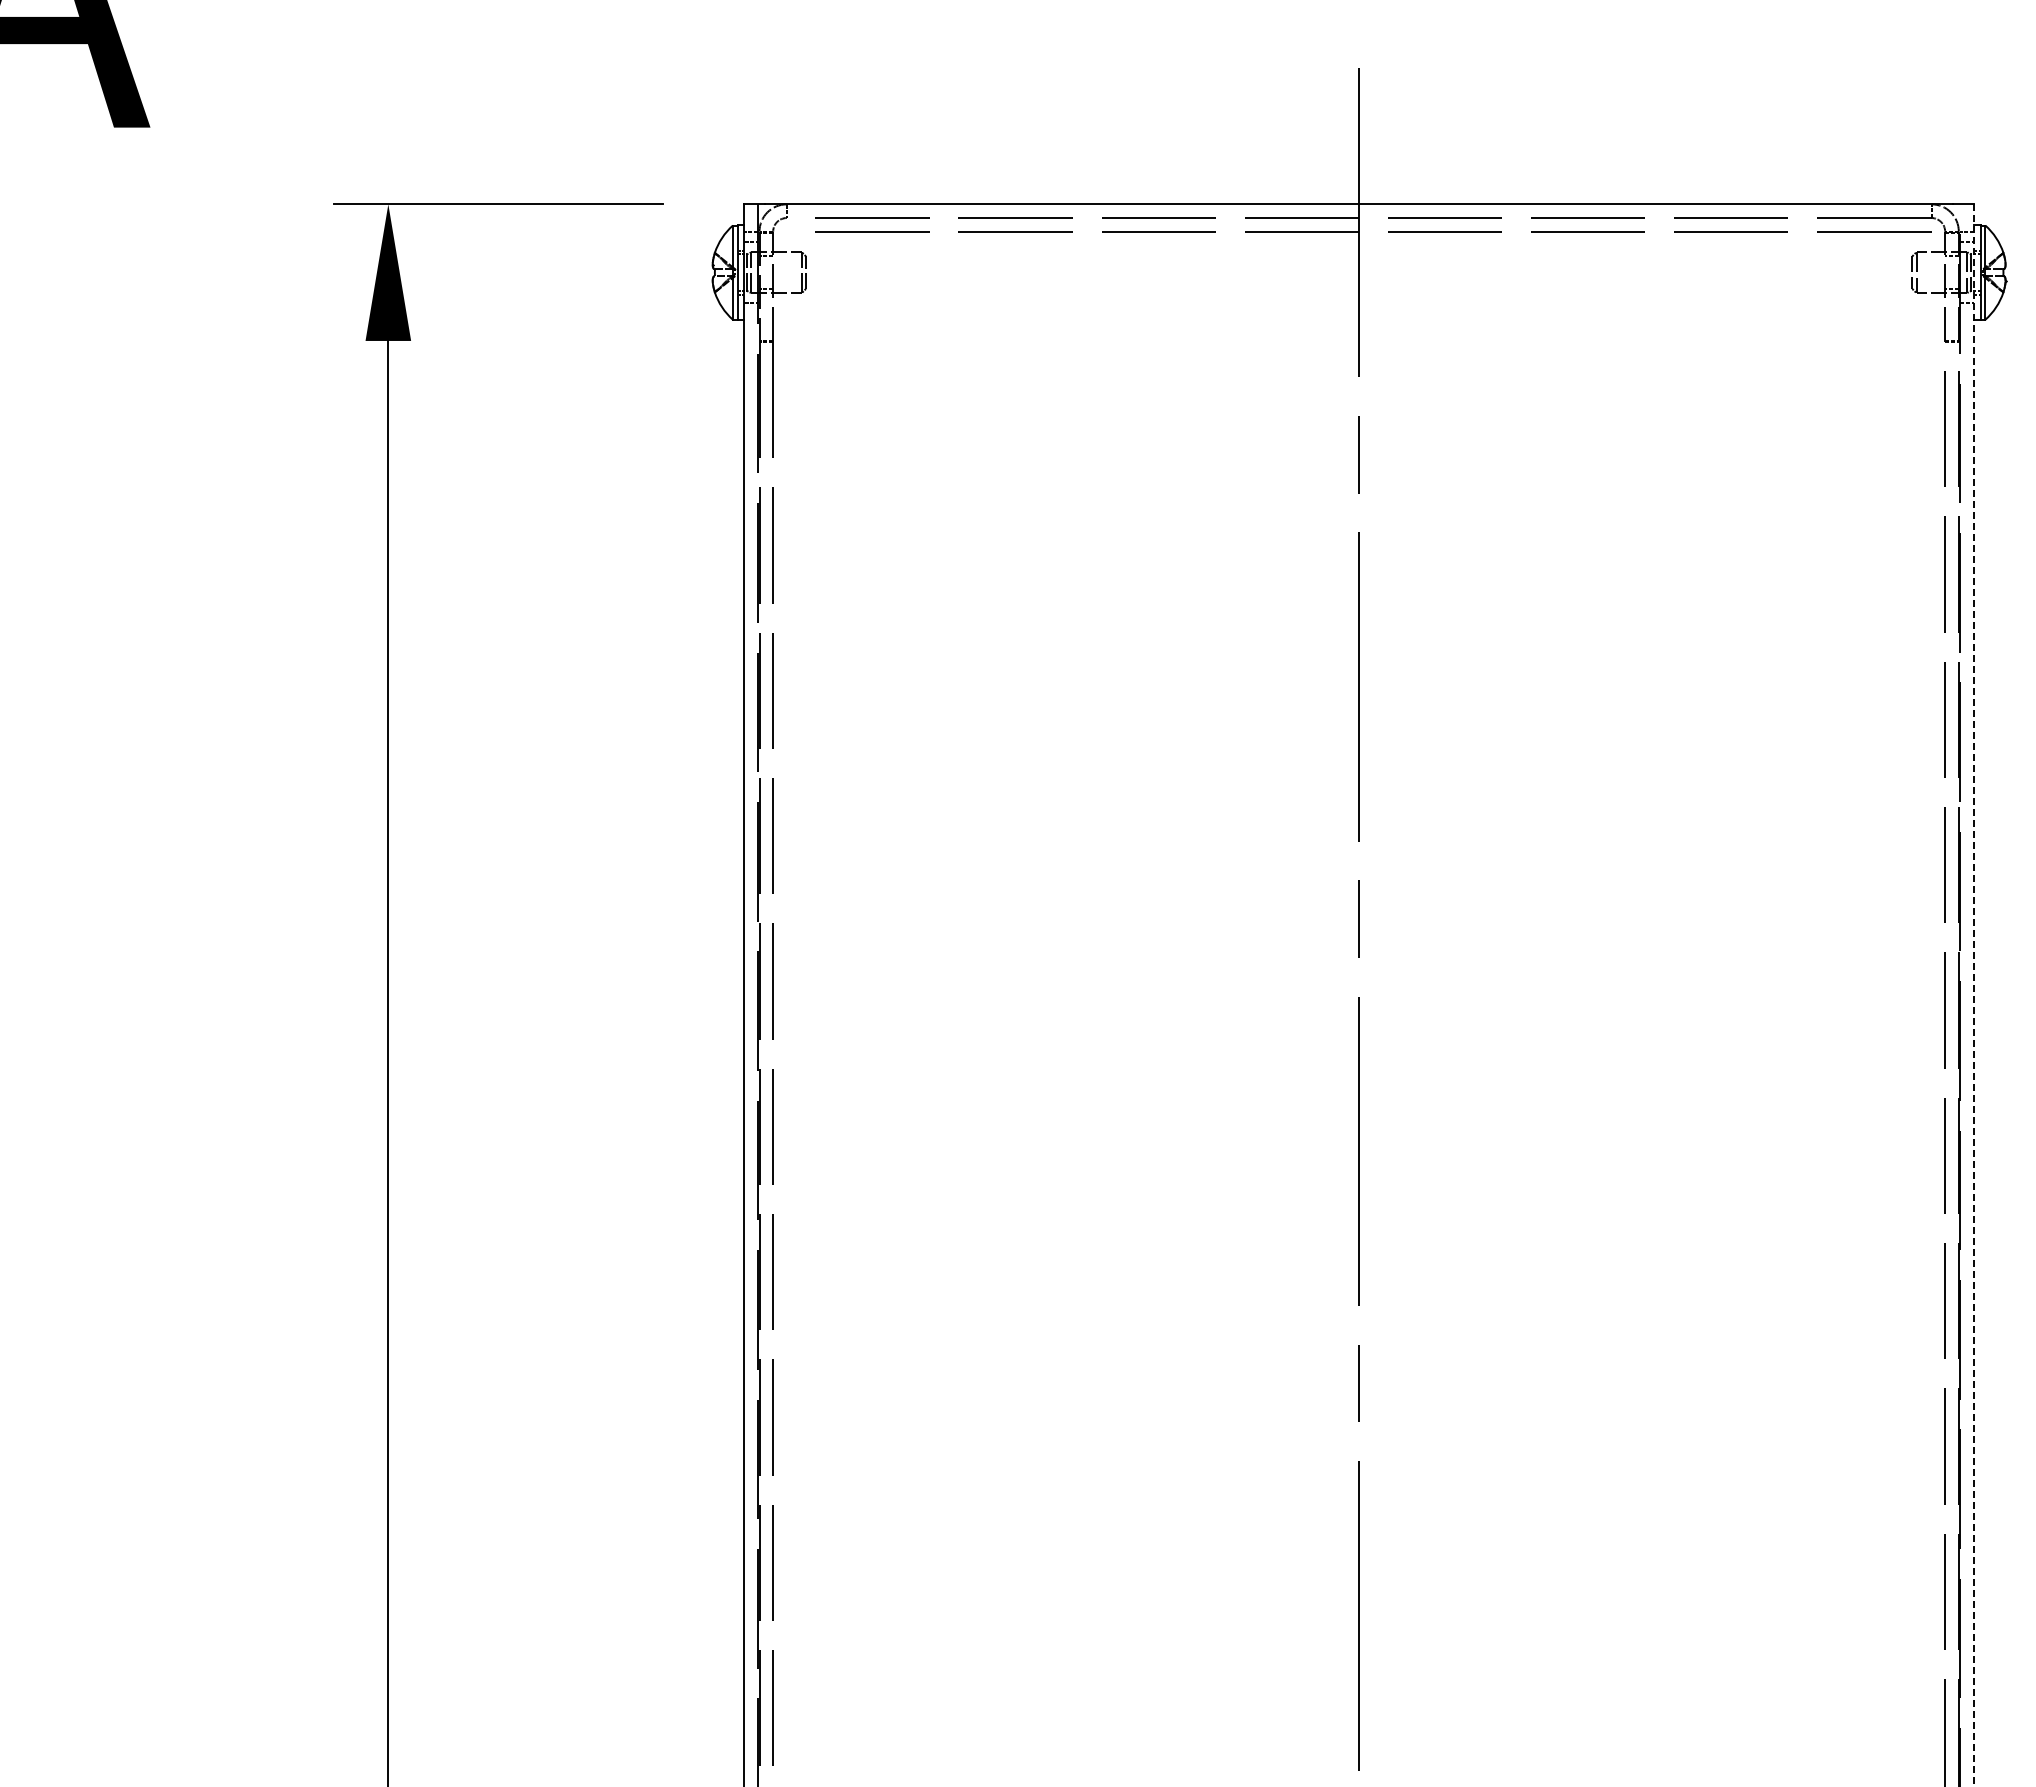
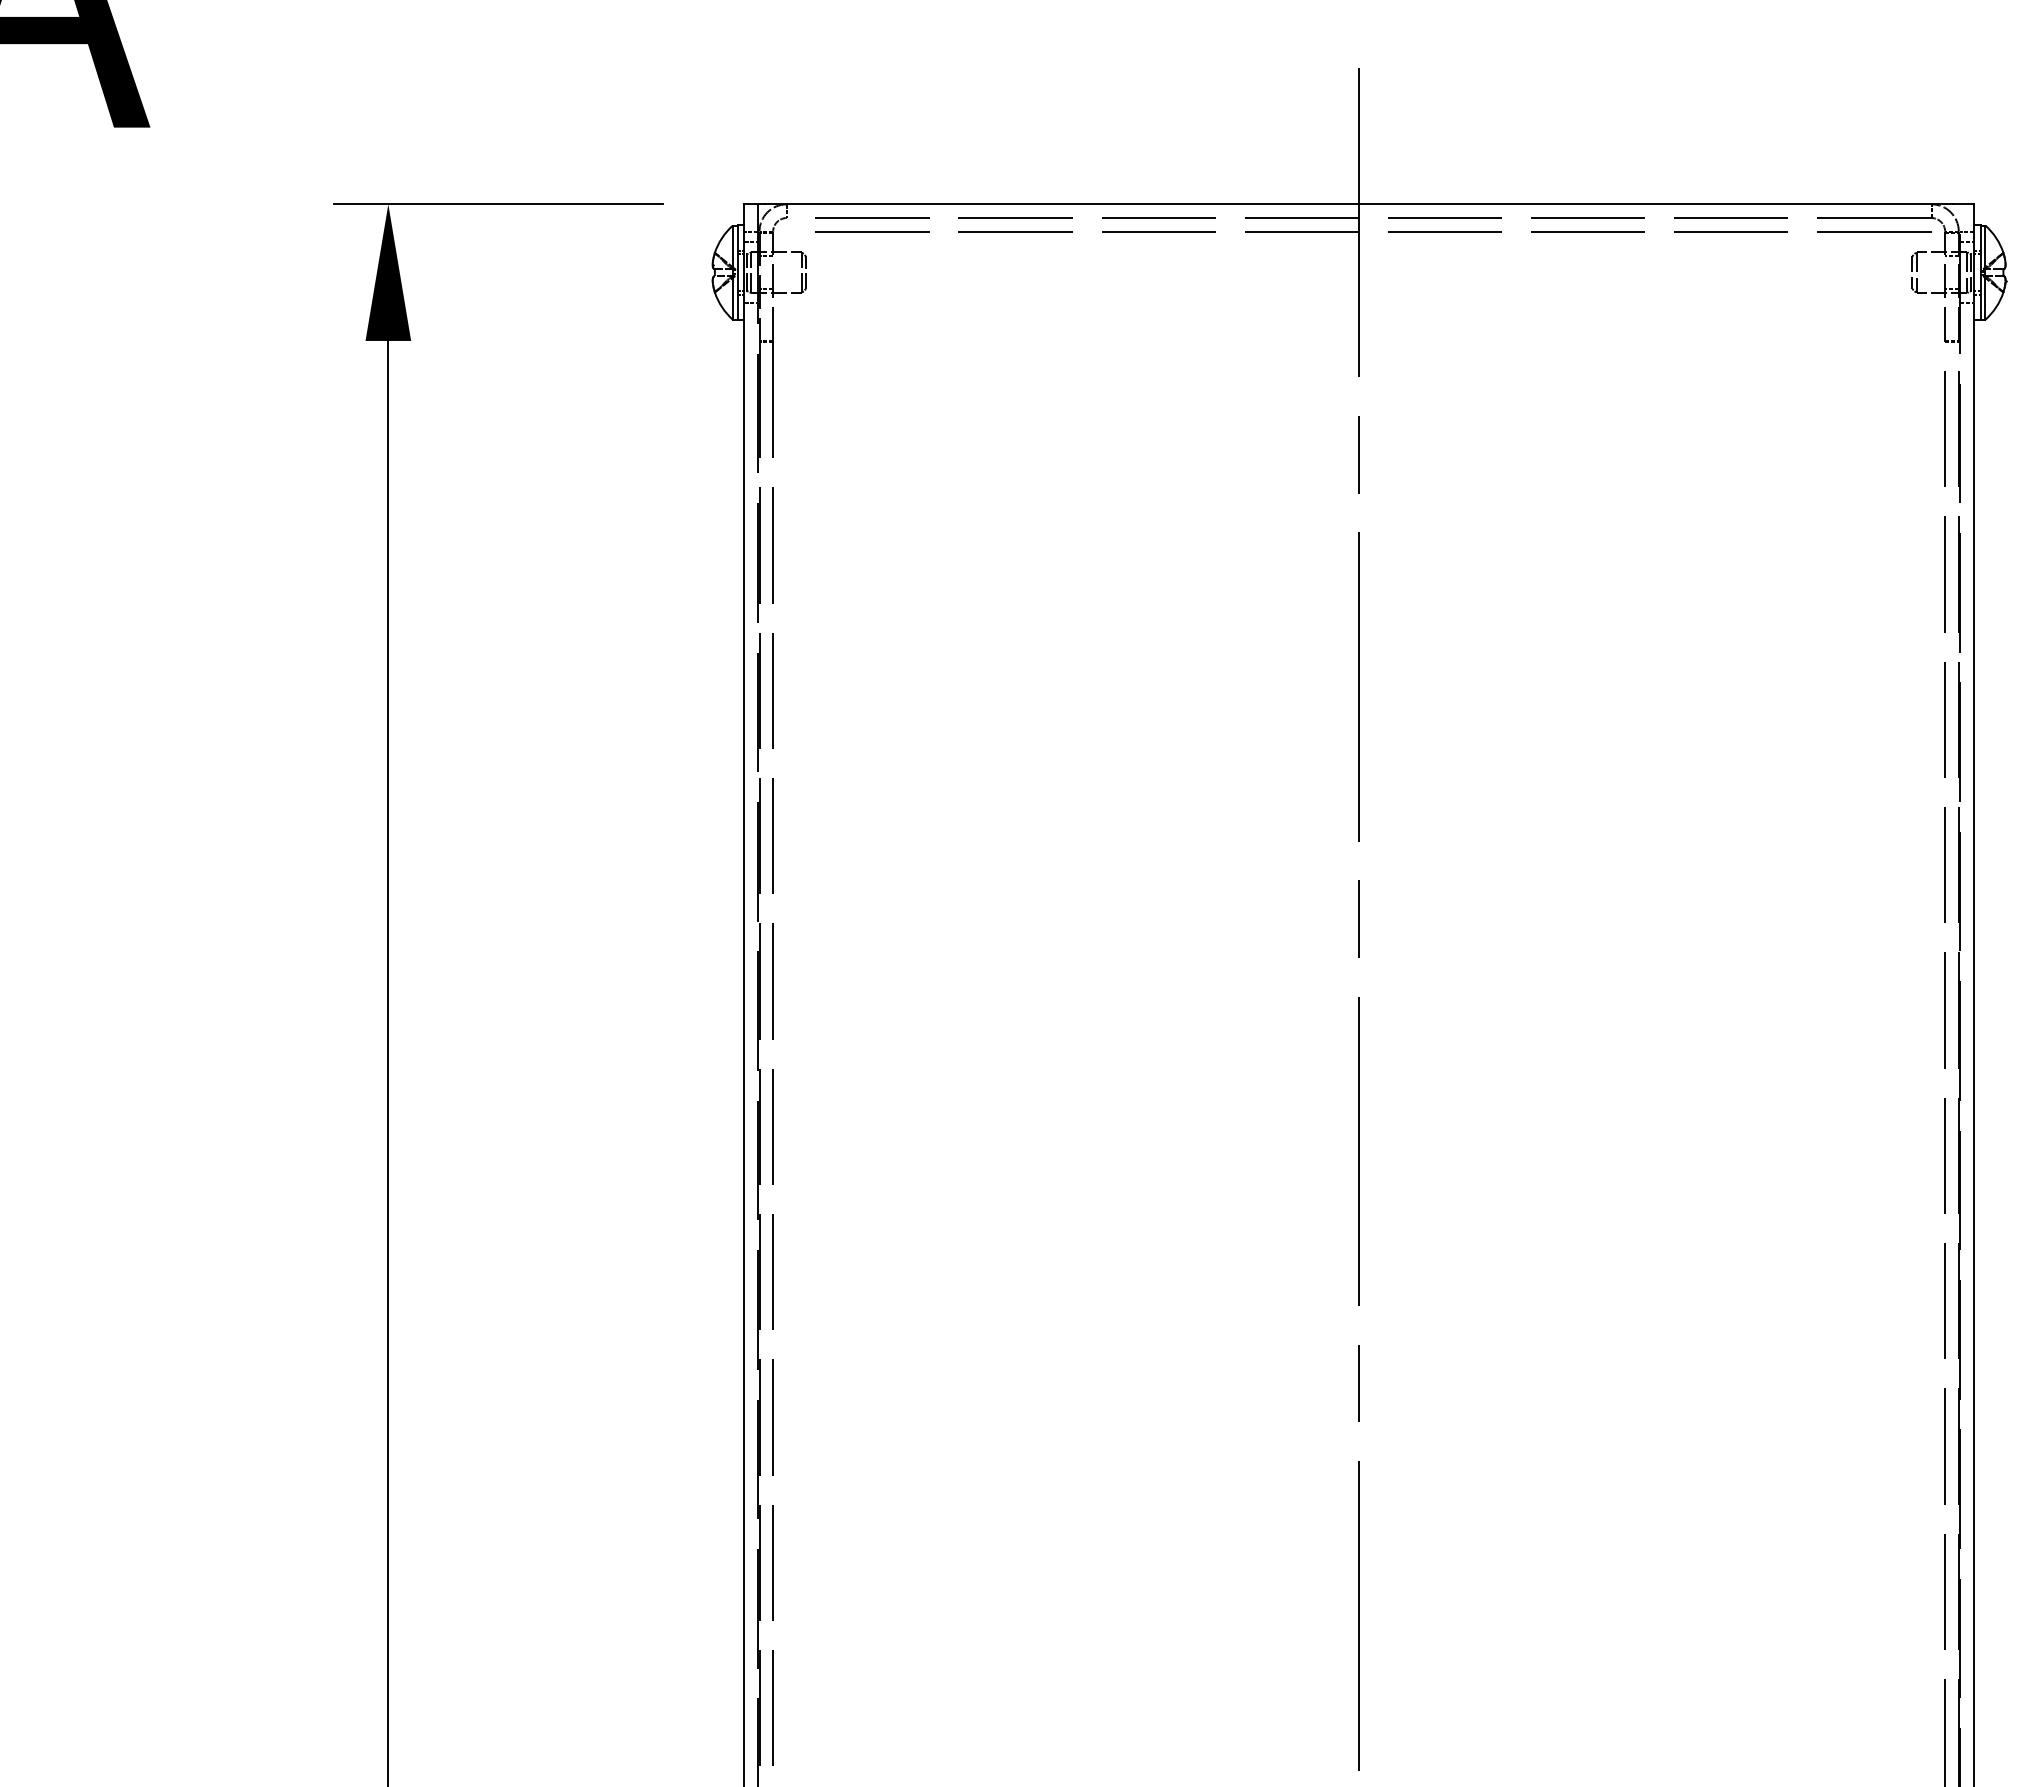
line: dashed -> solid (1973, 995)
